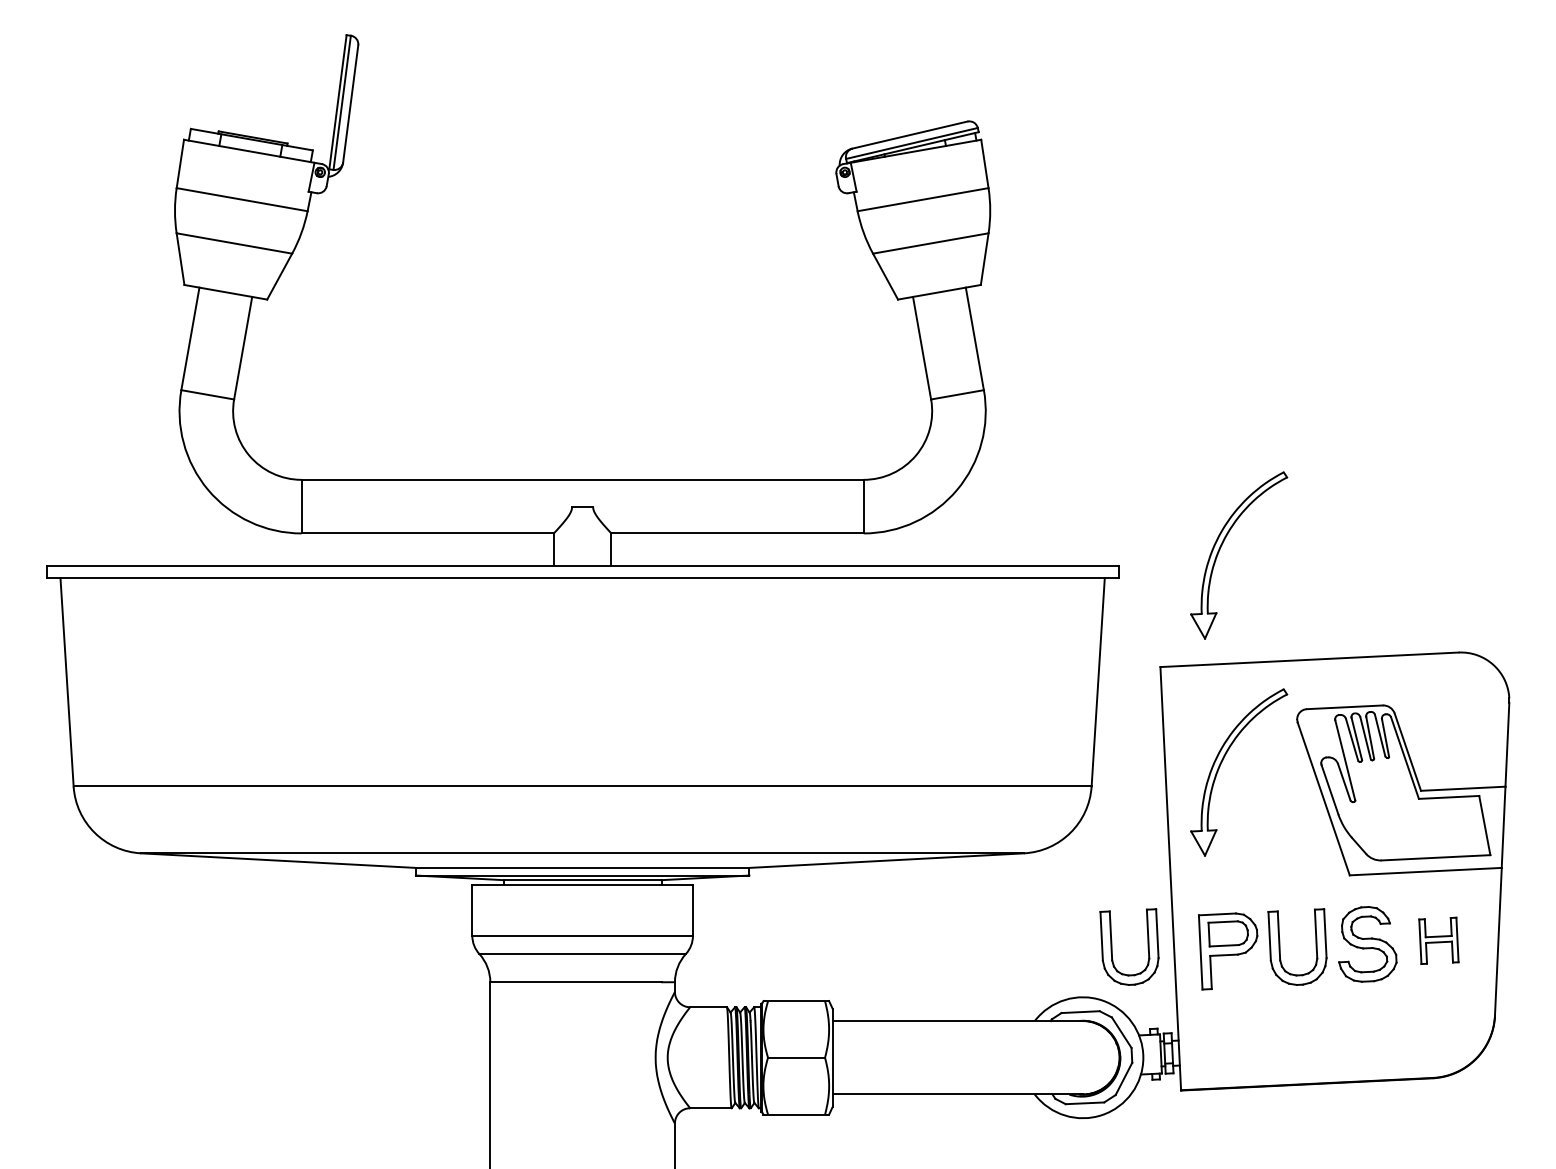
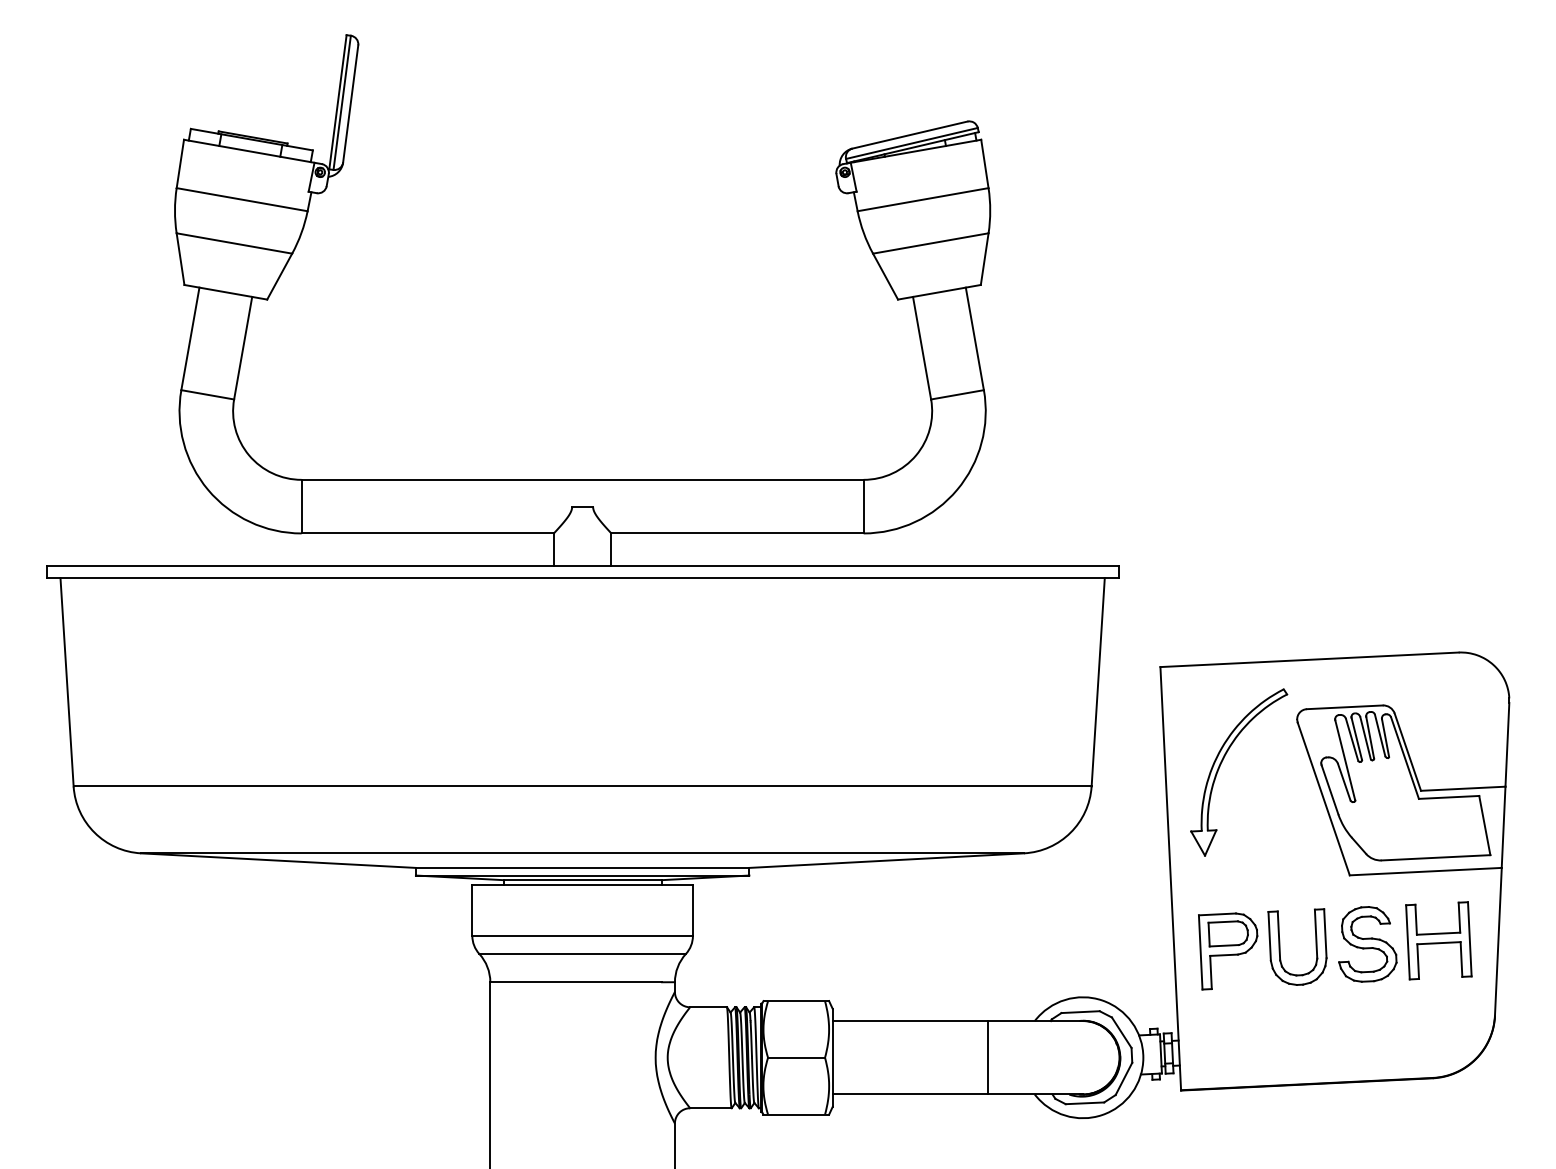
part: present -> none (1221, 547)
part size: 42x49 px -> 68x80 px (1438, 940)
part: present -> none (1112, 946)
line: none -> present (987, 1057)
